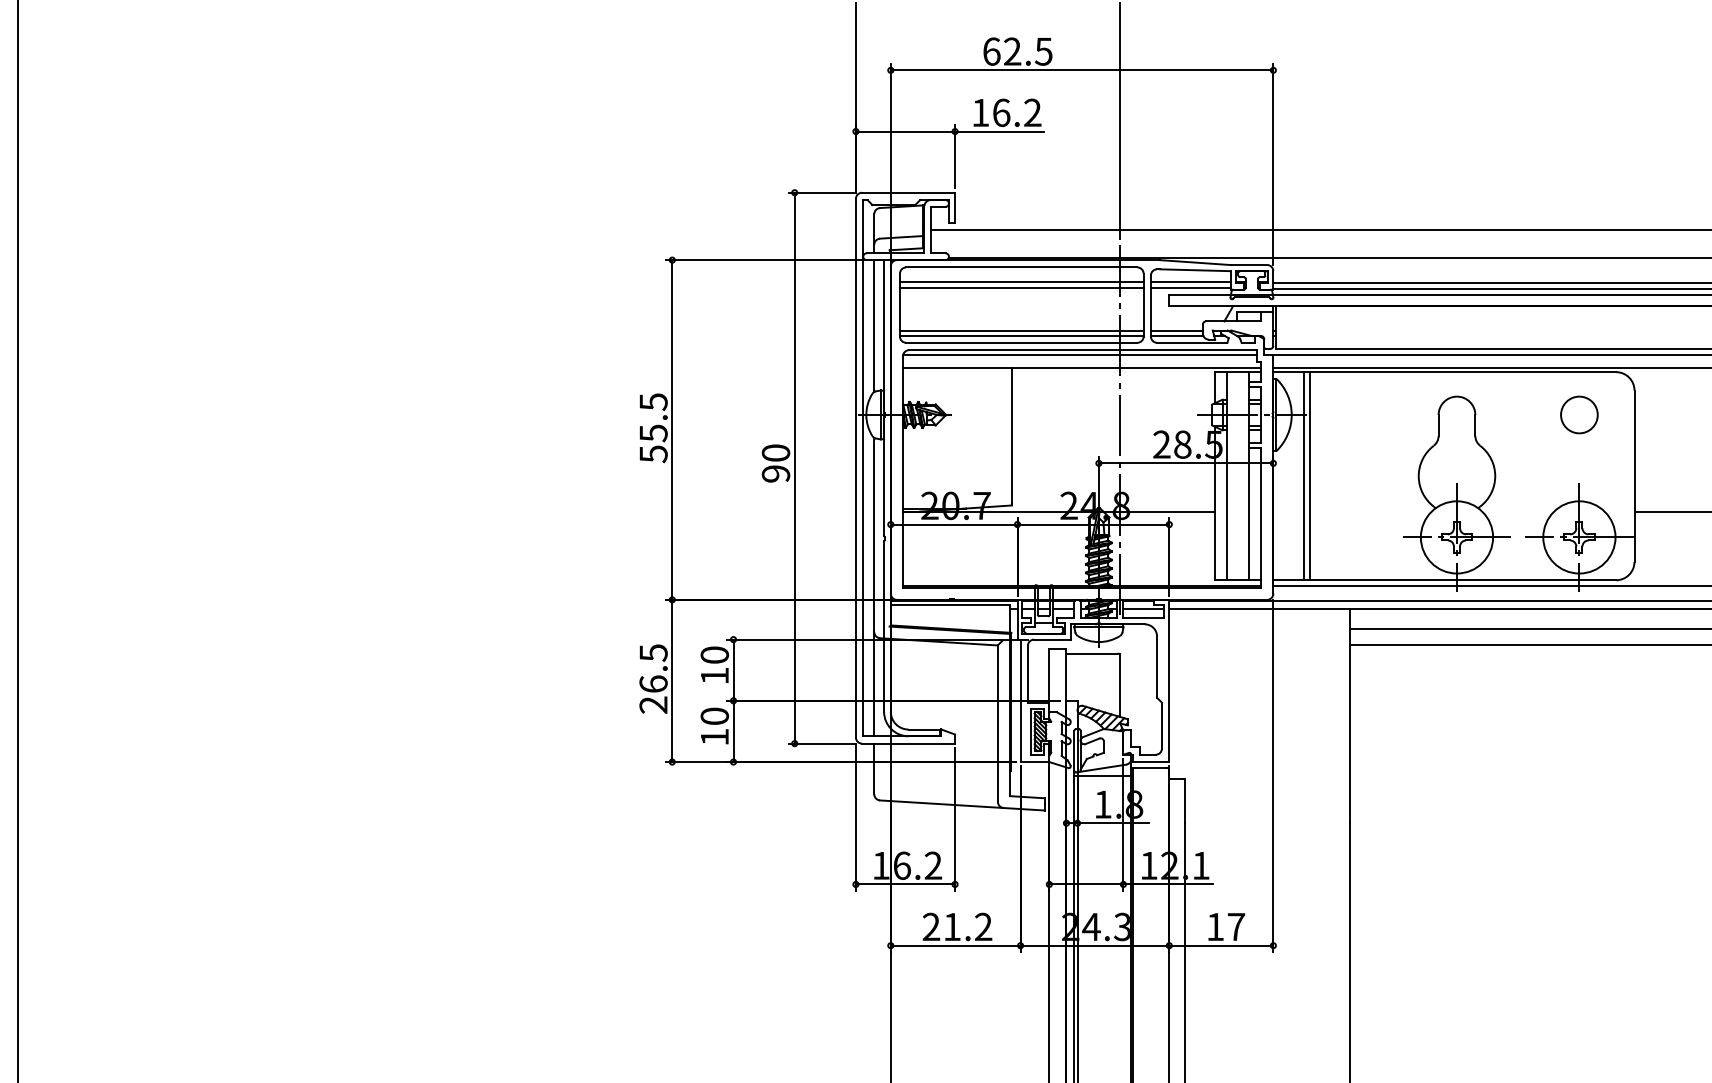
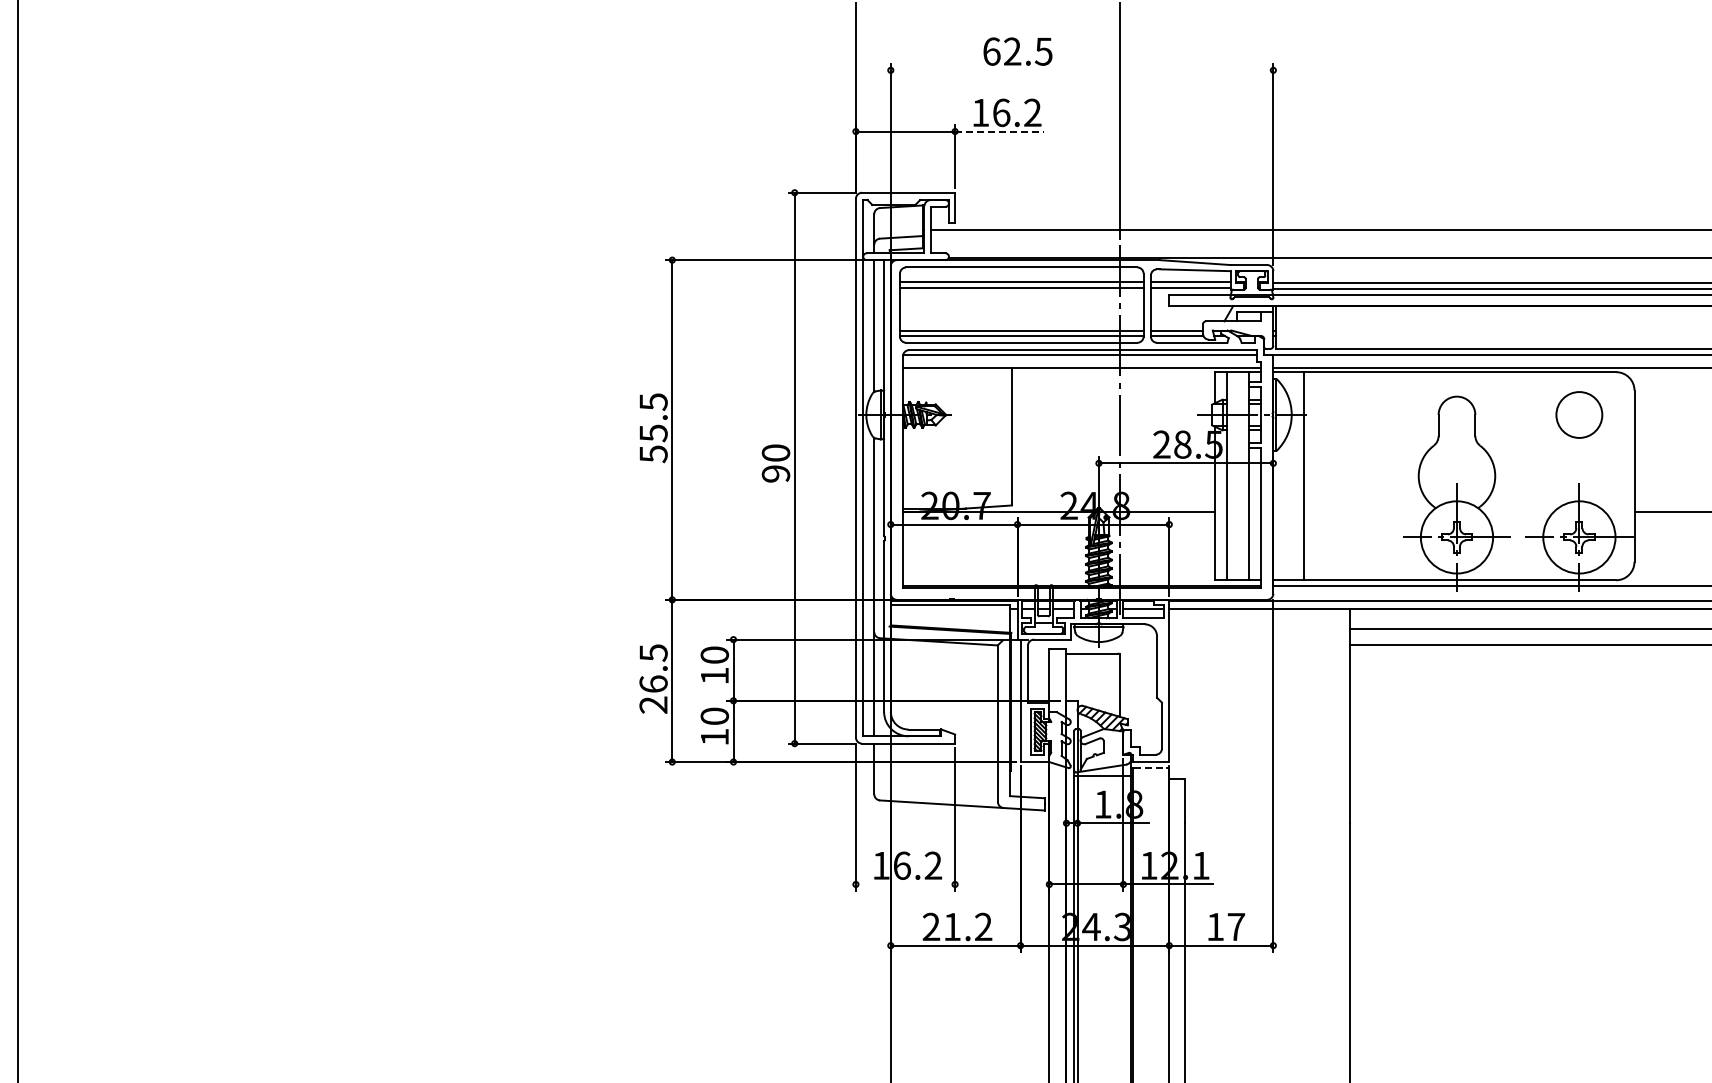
line: present -> none (1081, 70)
line: solid -> dashed (999, 131)
circle size: 39x40 px -> 49x48 px (1579, 414)
line: present -> none (1310, 476)
line: solid -> dashed (1150, 767)
line: present -> none (905, 884)
